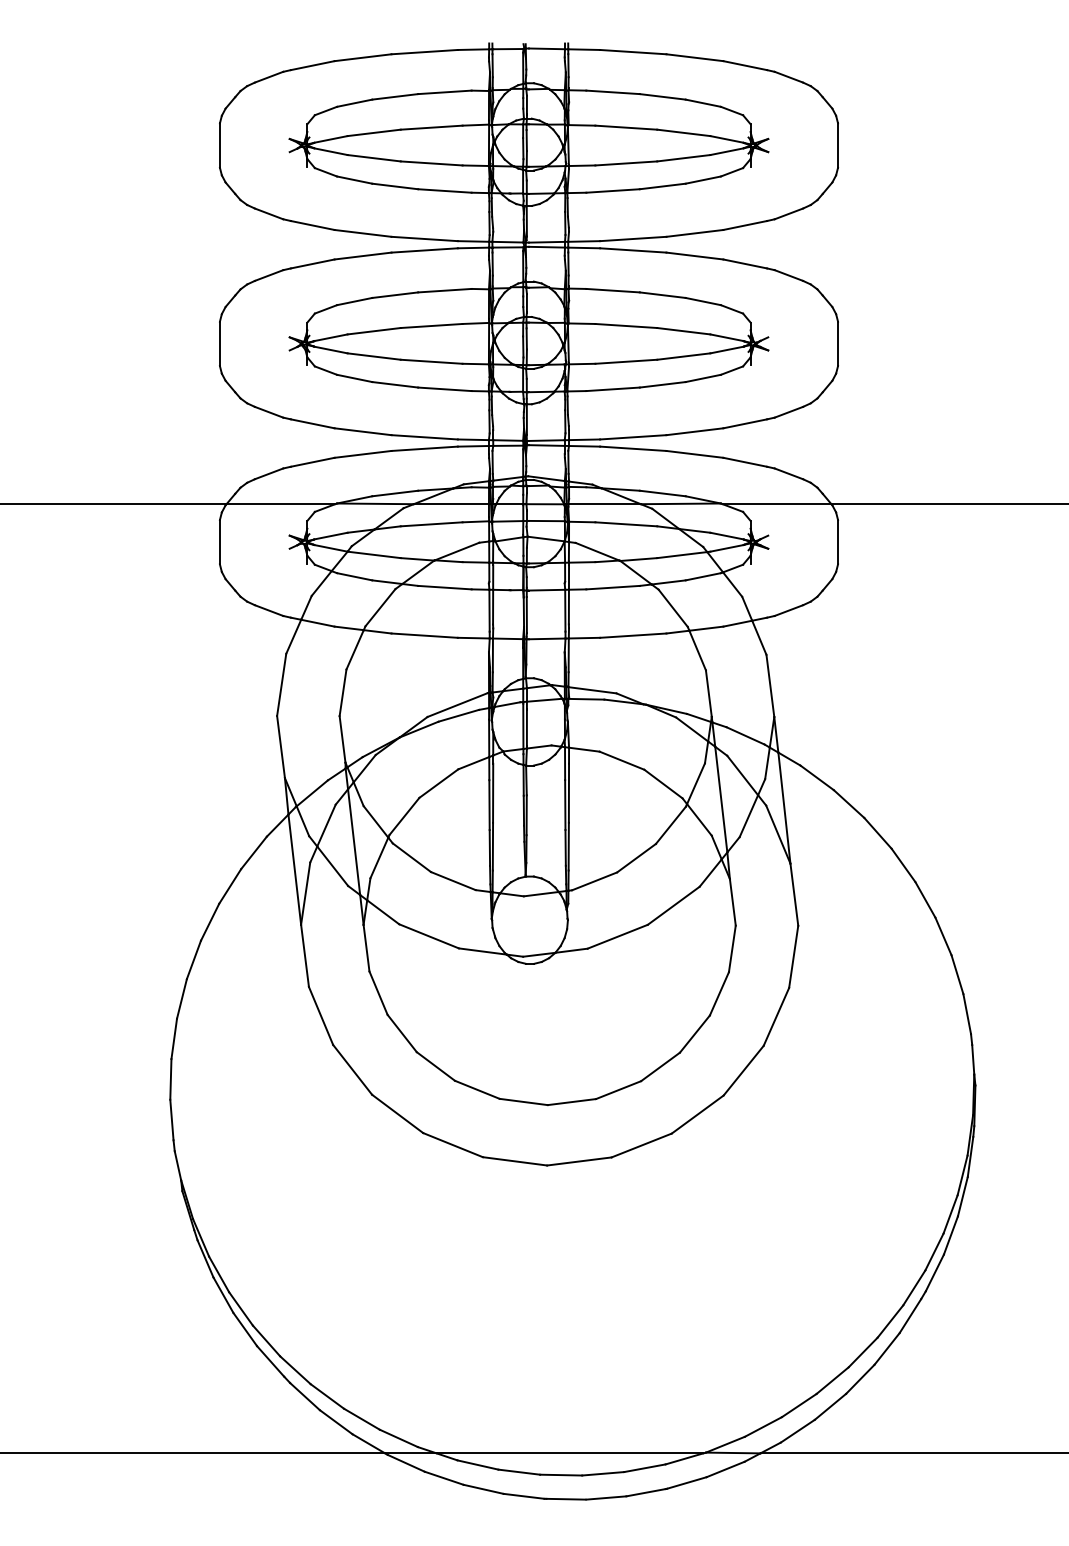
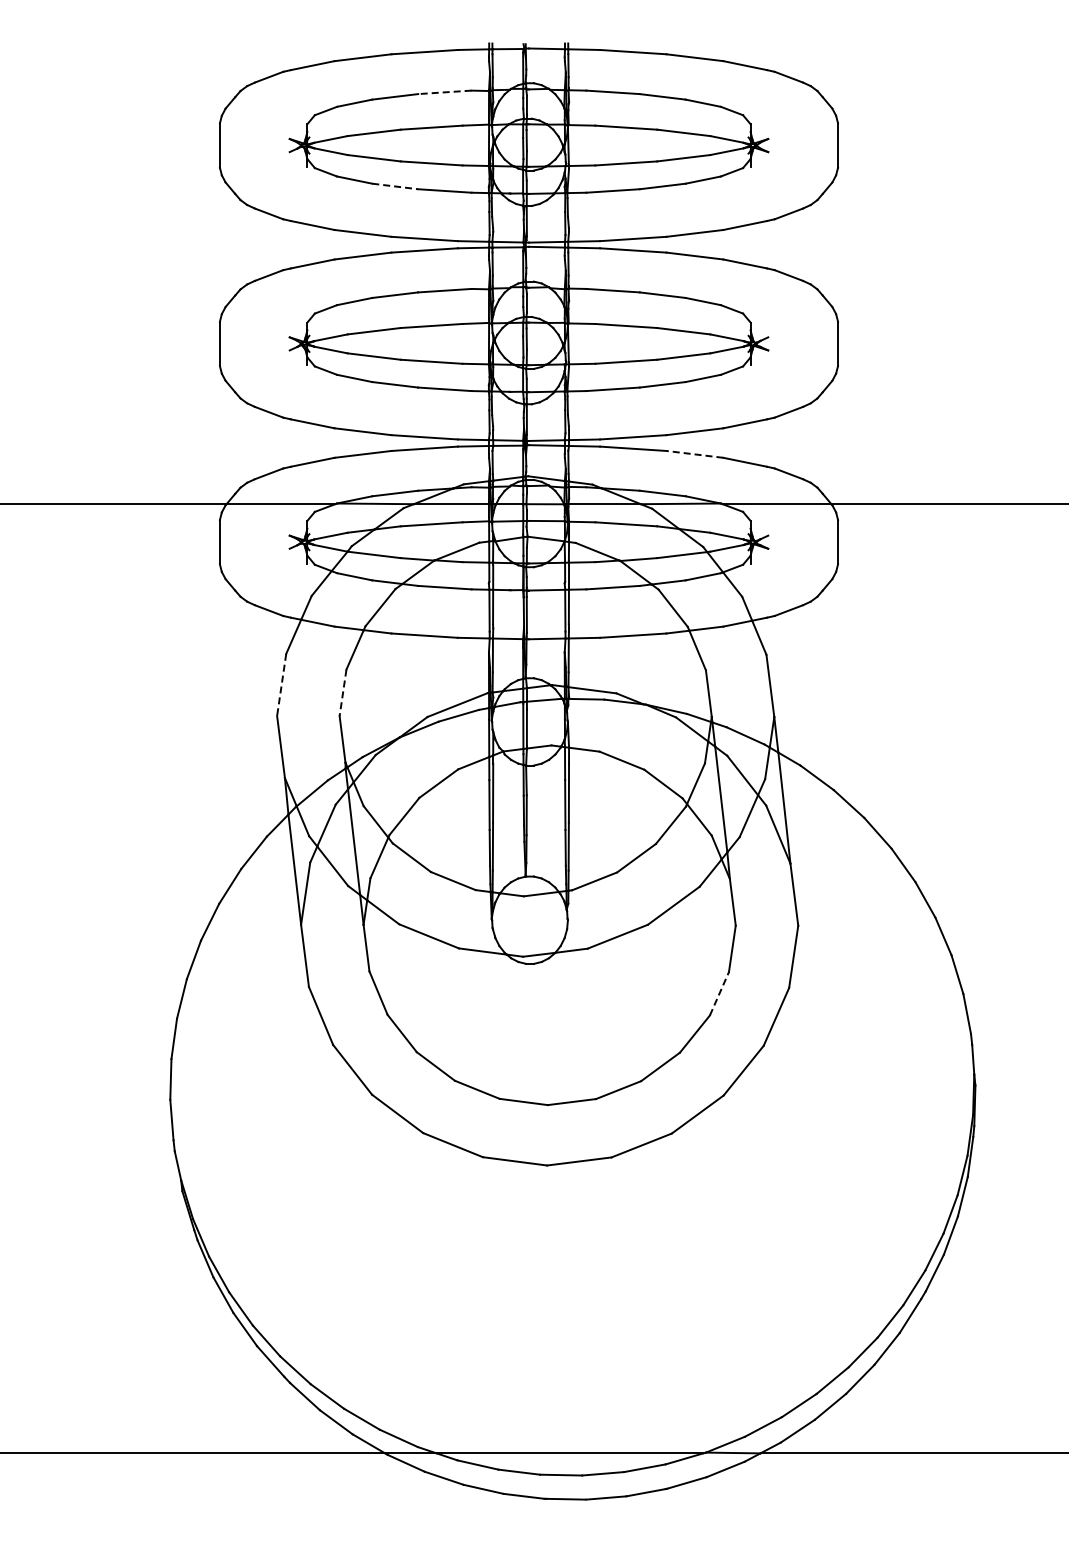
line: solid -> dashed (444, 92)
line: solid -> dashed (395, 186)
line: solid -> dashed (694, 454)
line: solid -> dashed (281, 685)
line: solid -> dashed (343, 692)
line: solid -> dashed (719, 993)
